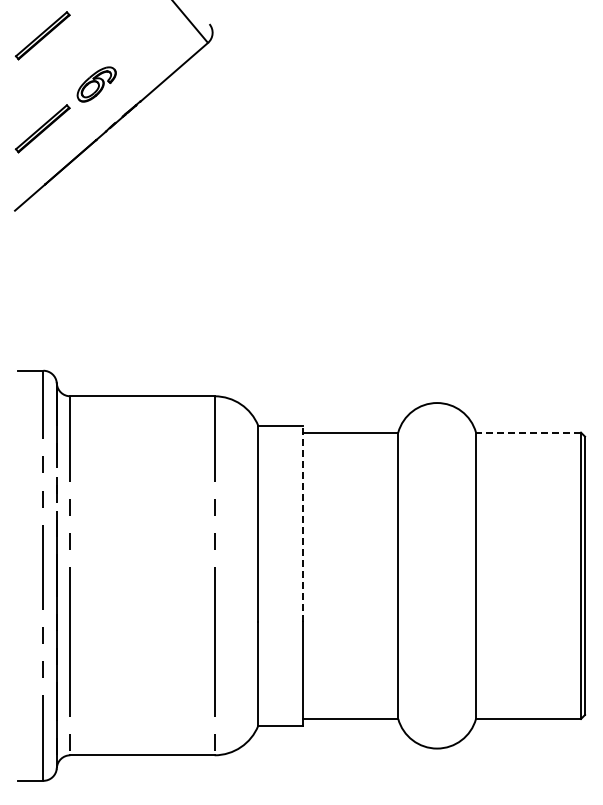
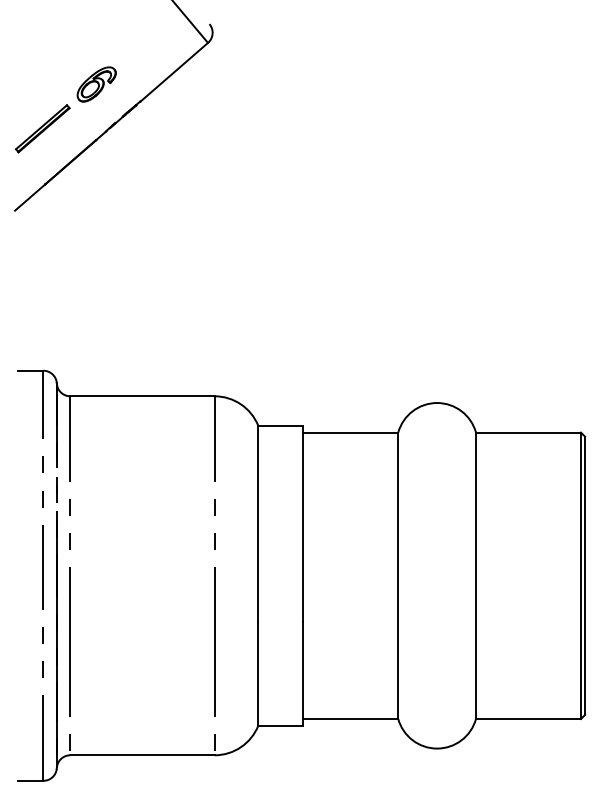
part: present -> none (42, 35)
line: dashed -> solid (528, 432)
line: dashed -> solid (302, 523)
